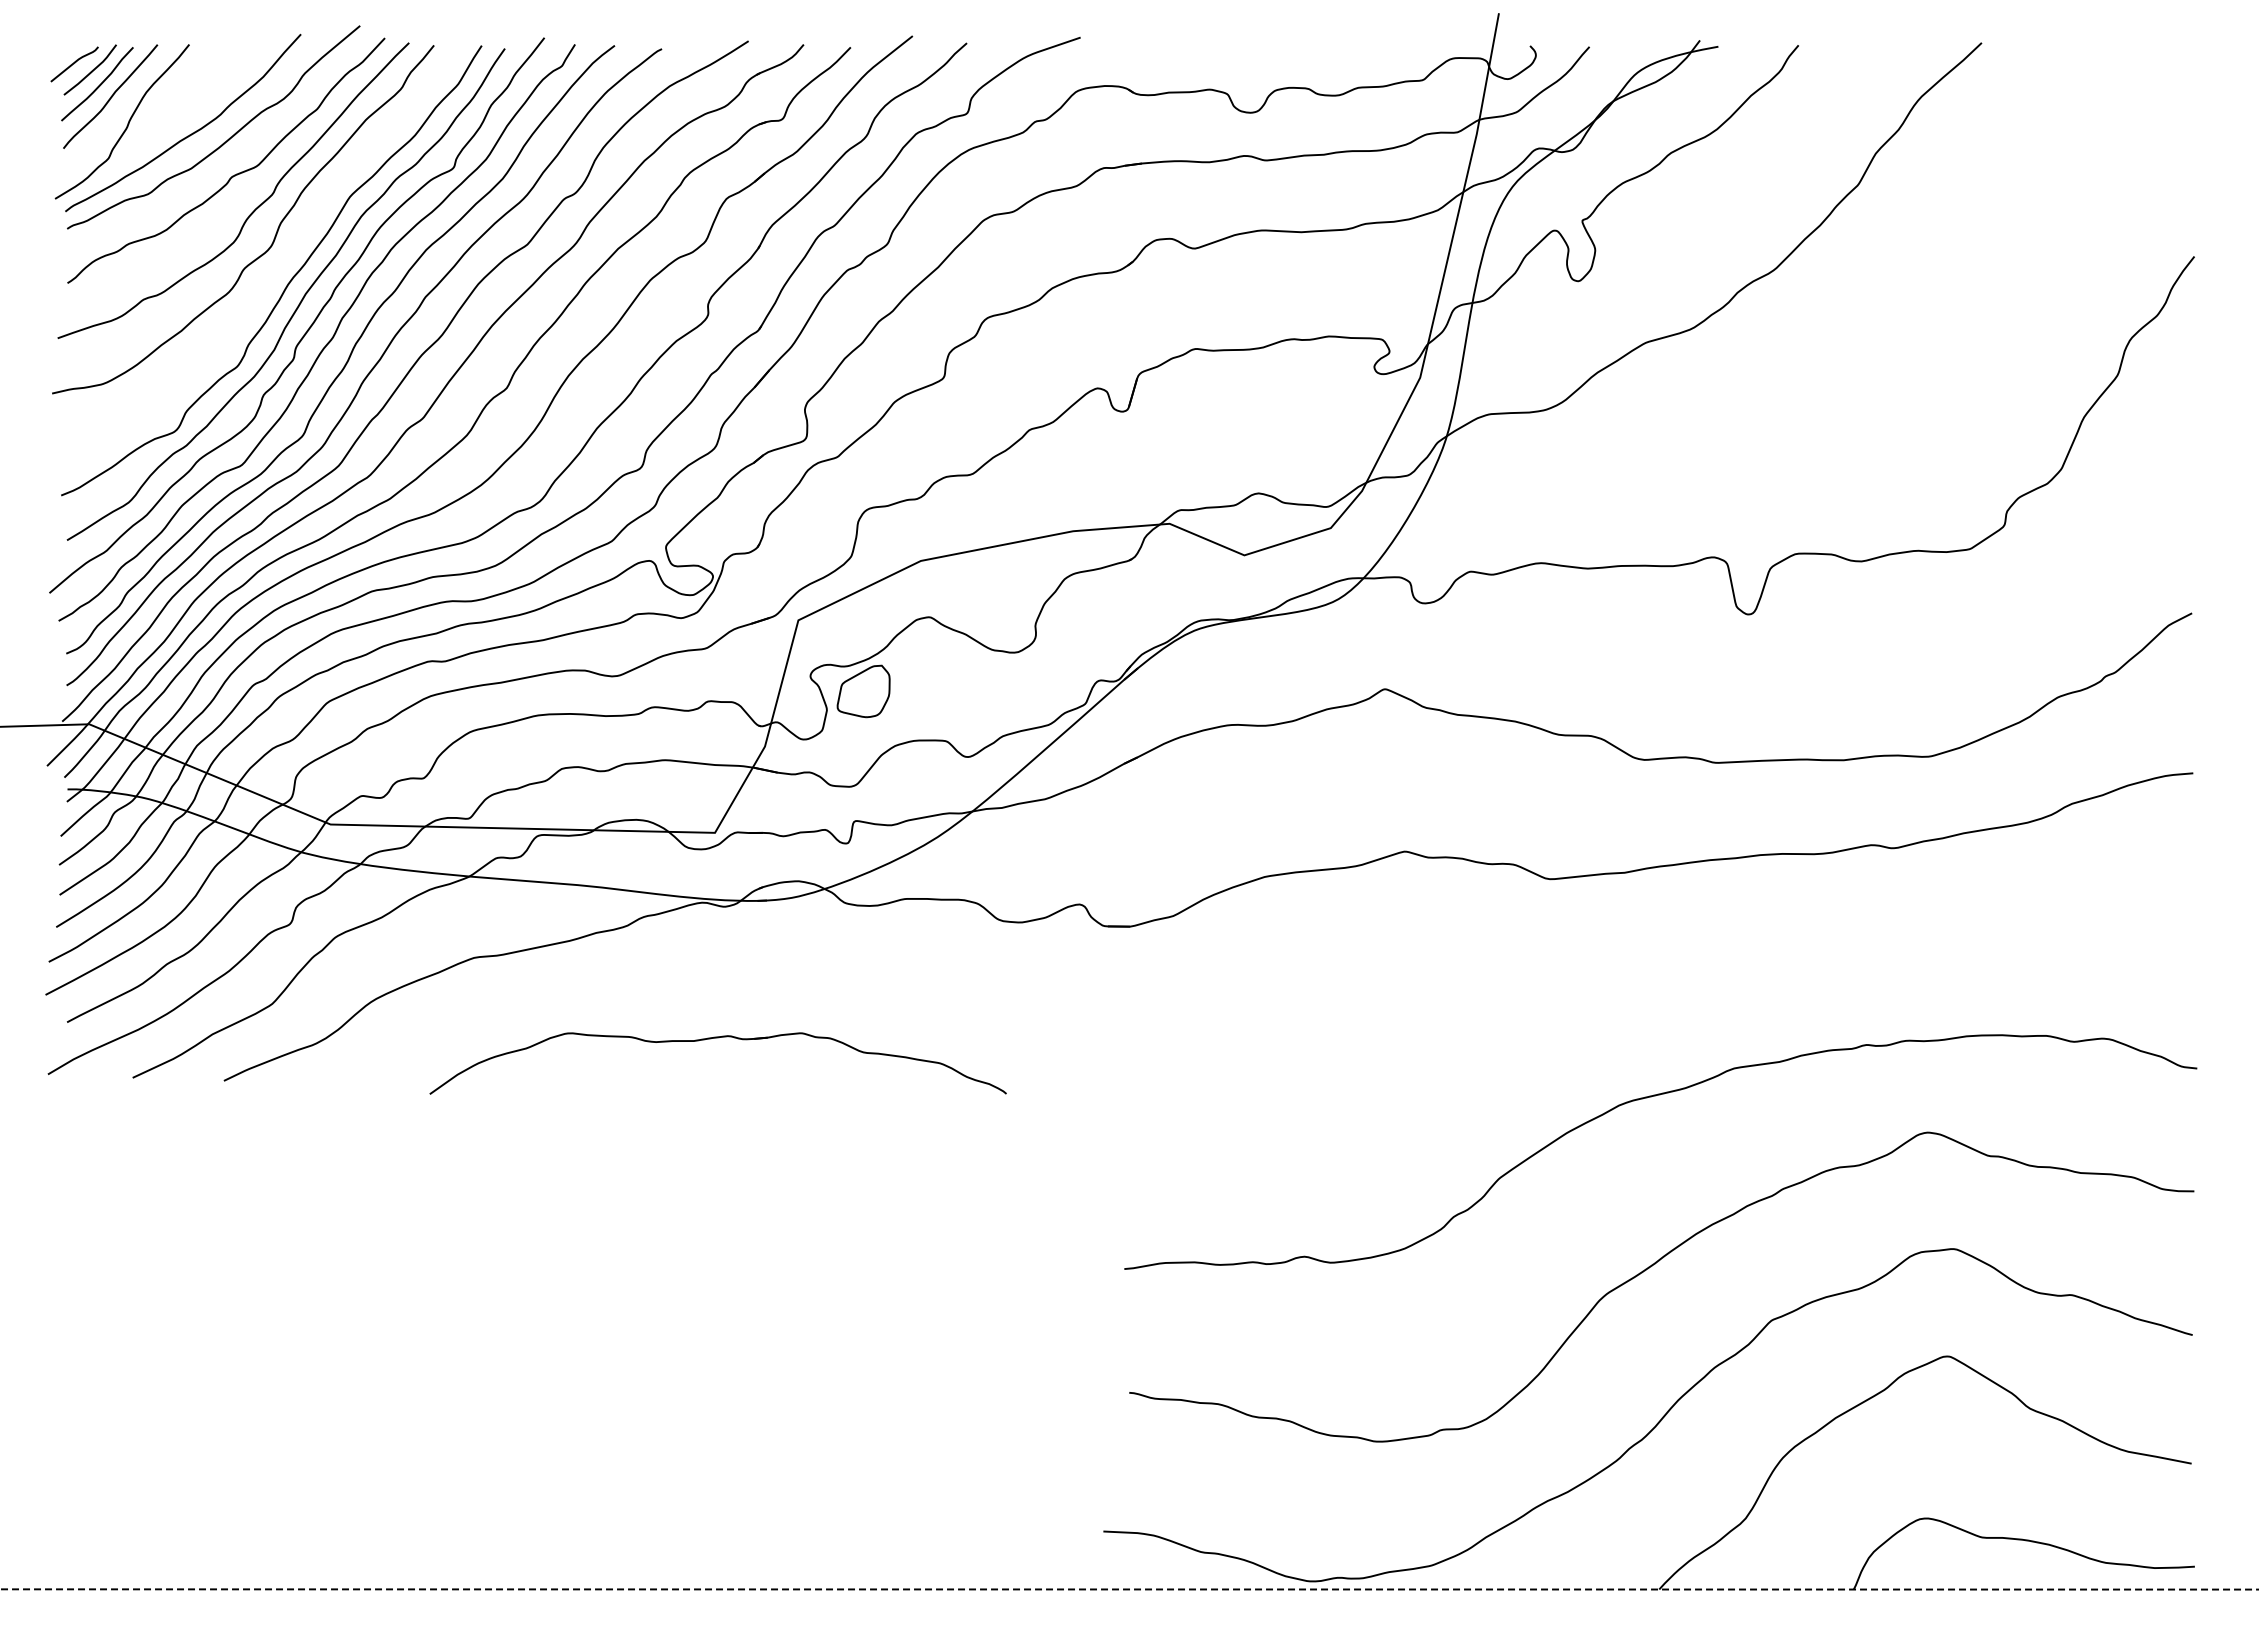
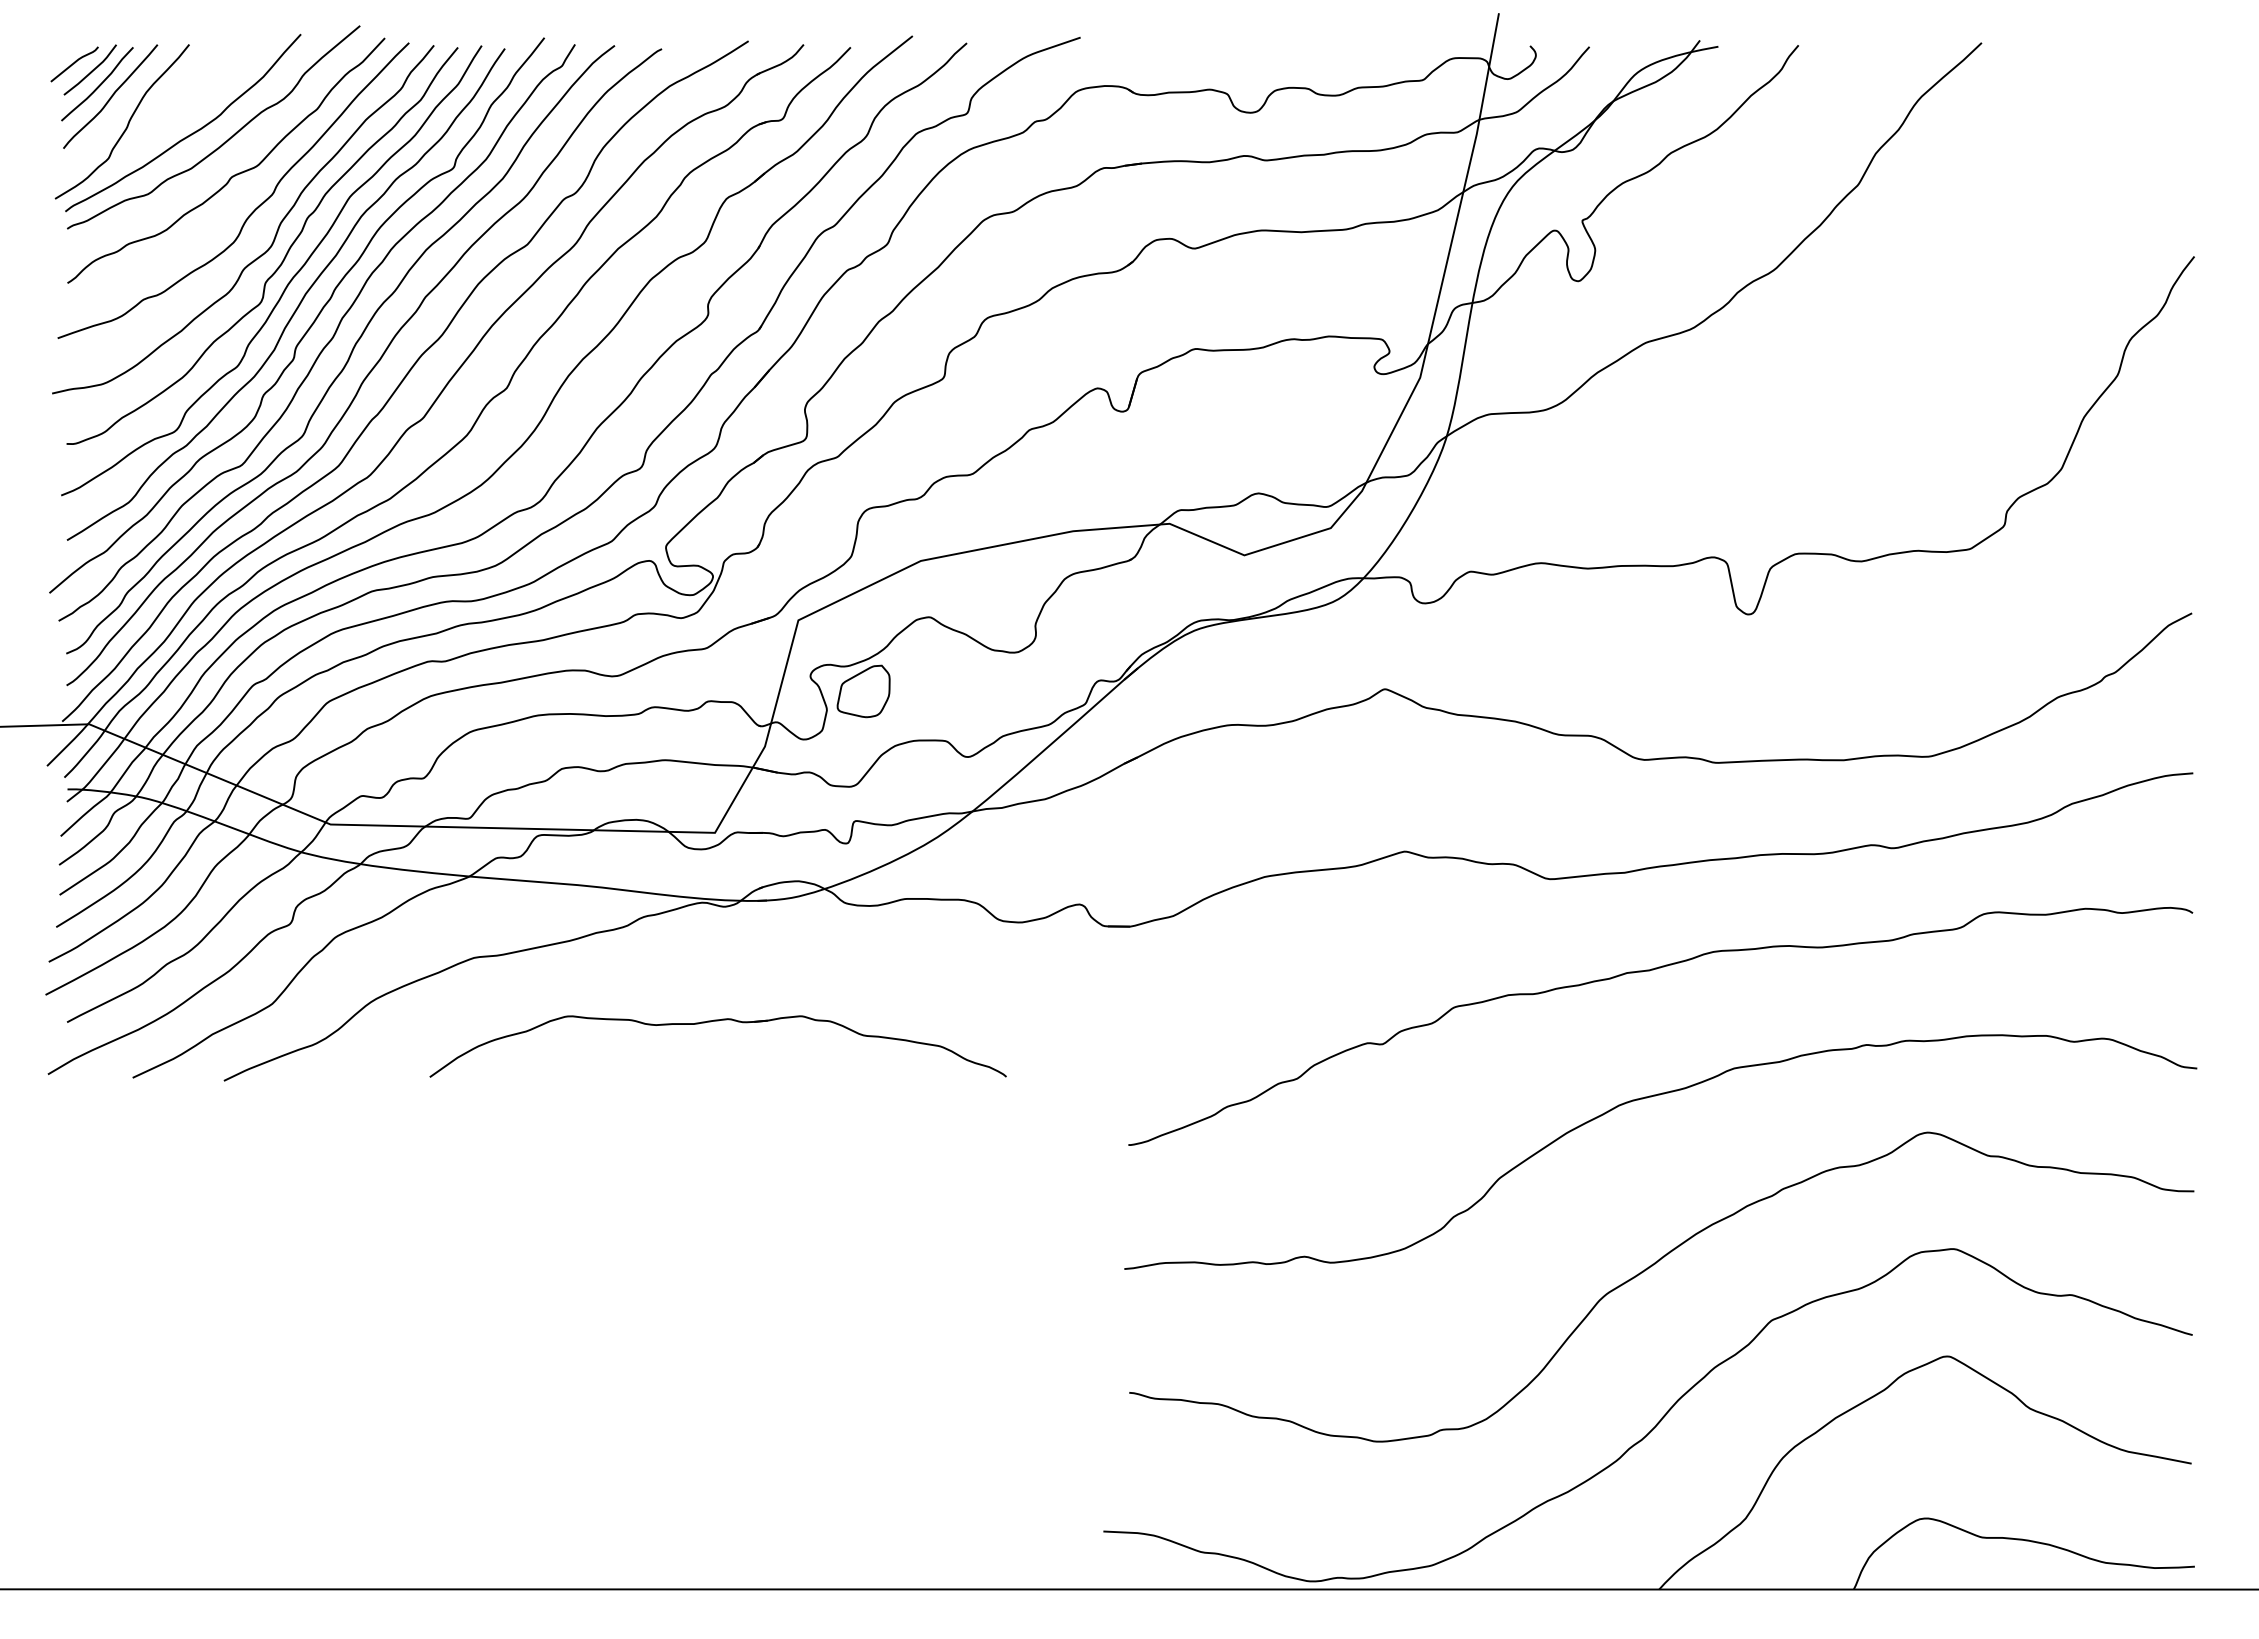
curve: none -> present (284, 256)
curve: none -> present (1649, 971)
part position: (717, 1038) -> (717, 1021) (717, 1021)
line: dashed -> solid (1129, 1589)
